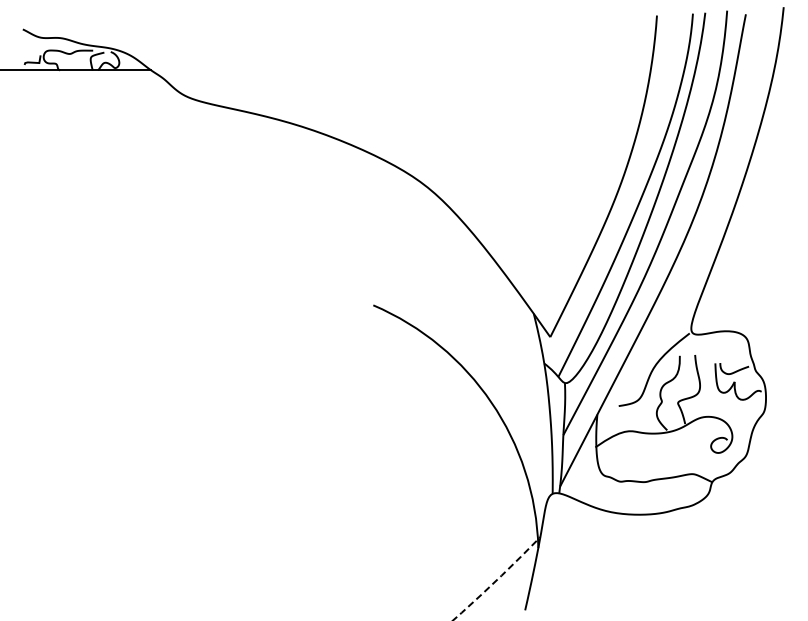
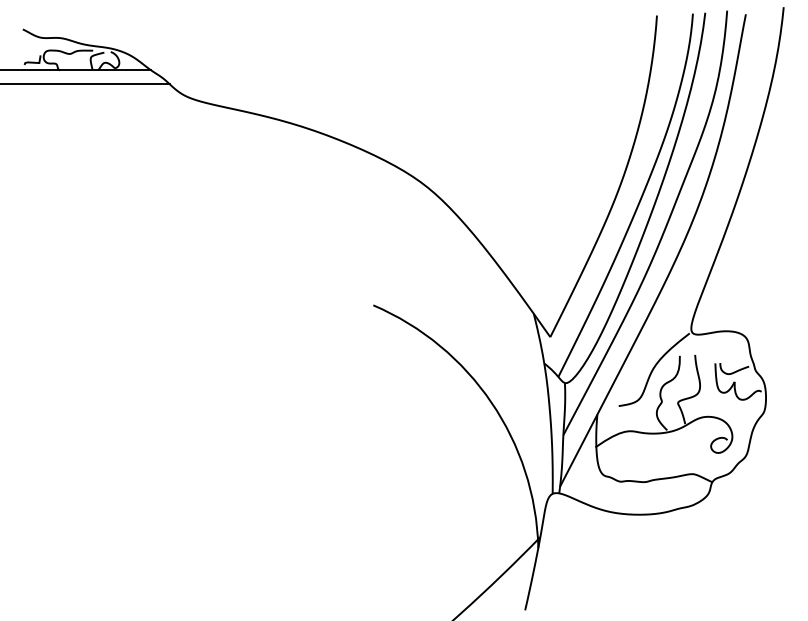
line: none -> present (85, 84)
arc: dashed -> solid (497, 579)
